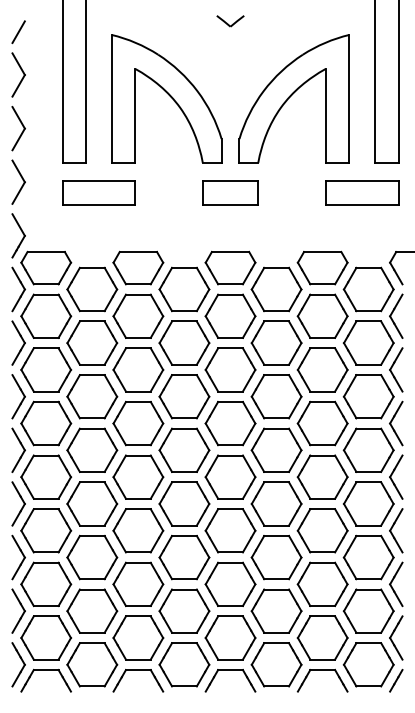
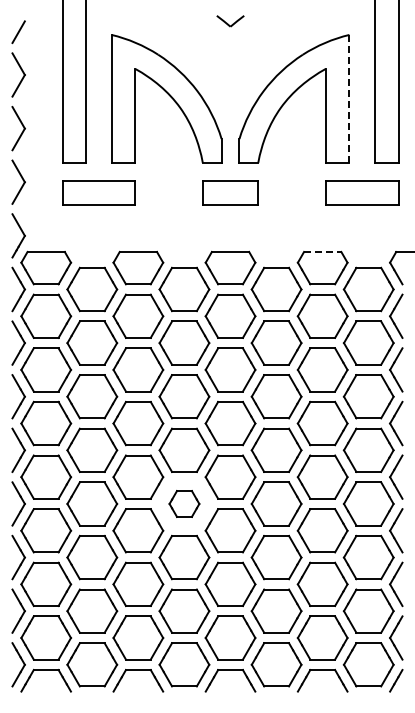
line: solid -> dashed (349, 98)
line: solid -> dashed (322, 251)
part size: 53x46 px -> 33x28 px (184, 503)
